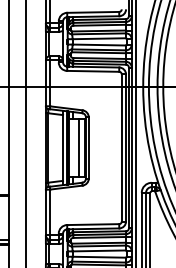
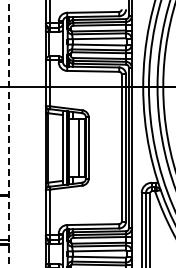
line: solid -> dashed (8, 133)
line: present -> none (25, 133)
line: present -> none (136, 133)
